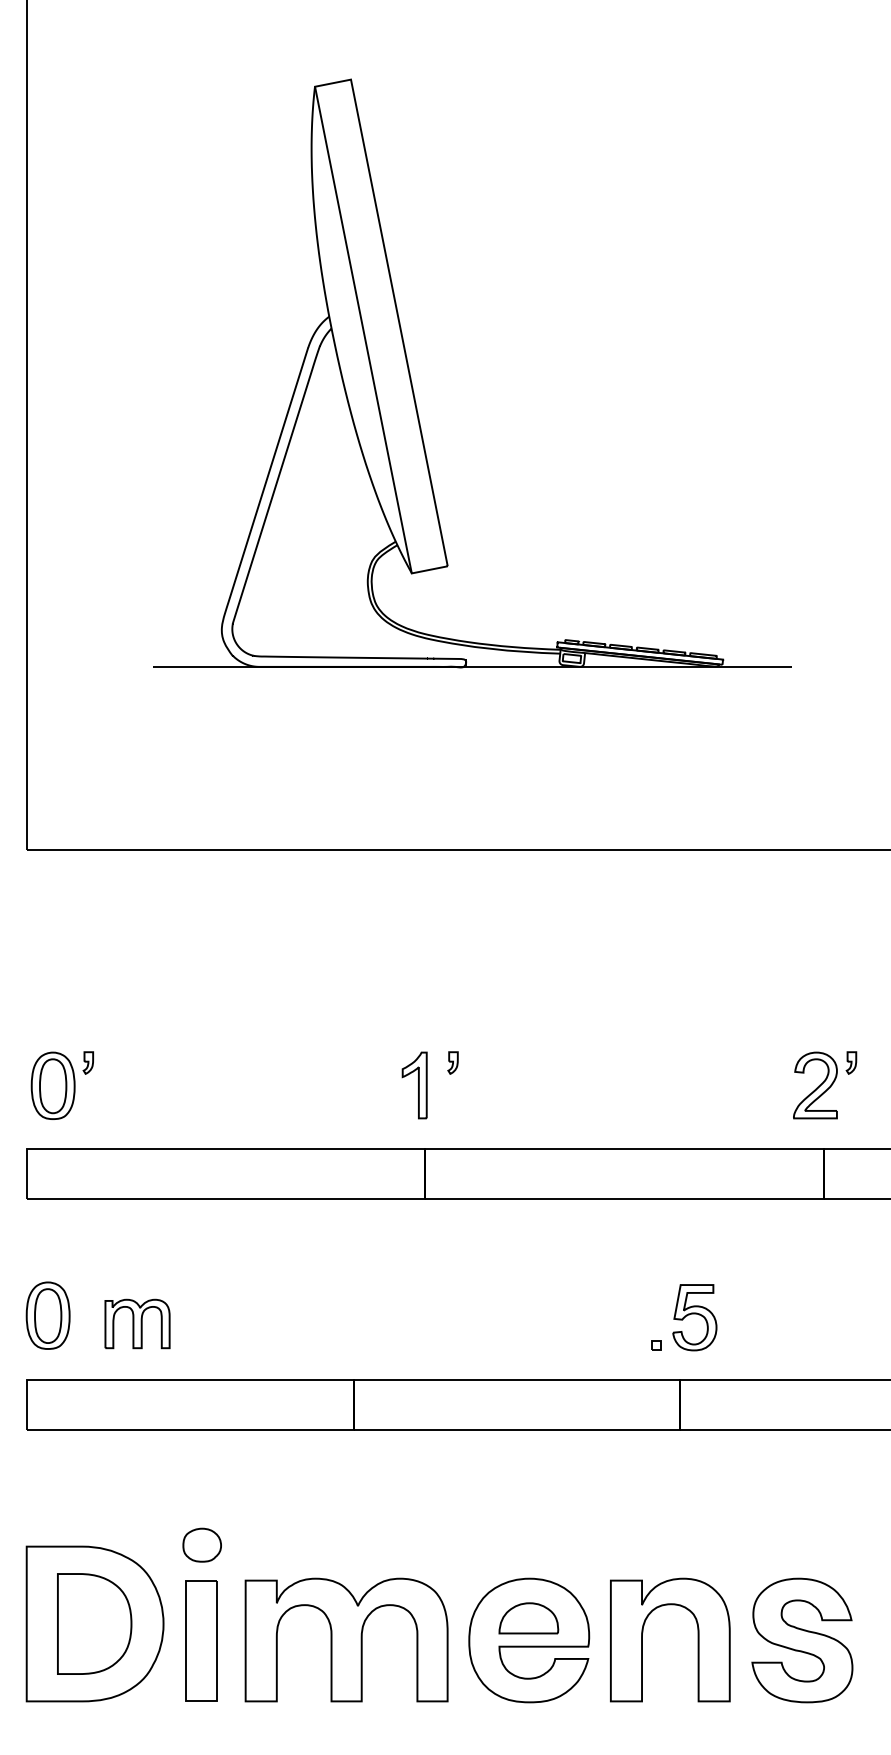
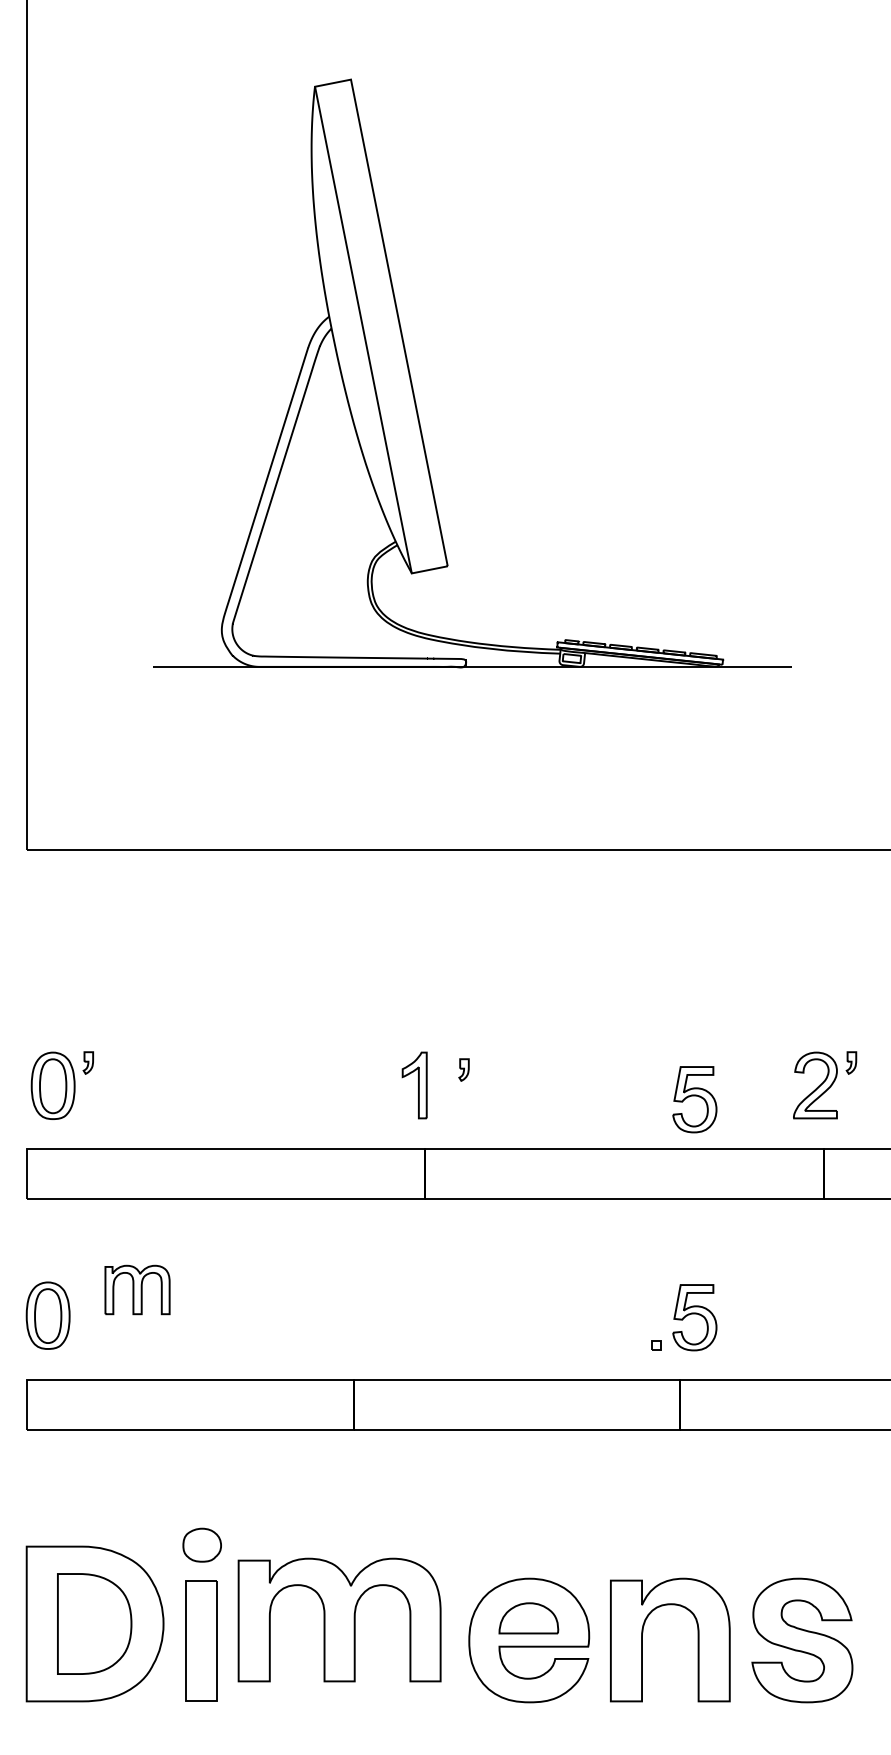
part position: (452, 1062) -> (463, 1069) (463, 1069)
part: none -> present (694, 1099)
part position: (137, 1323) -> (137, 1289) (137, 1289)
part position: (346, 1639) -> (339, 1619) (339, 1619)
